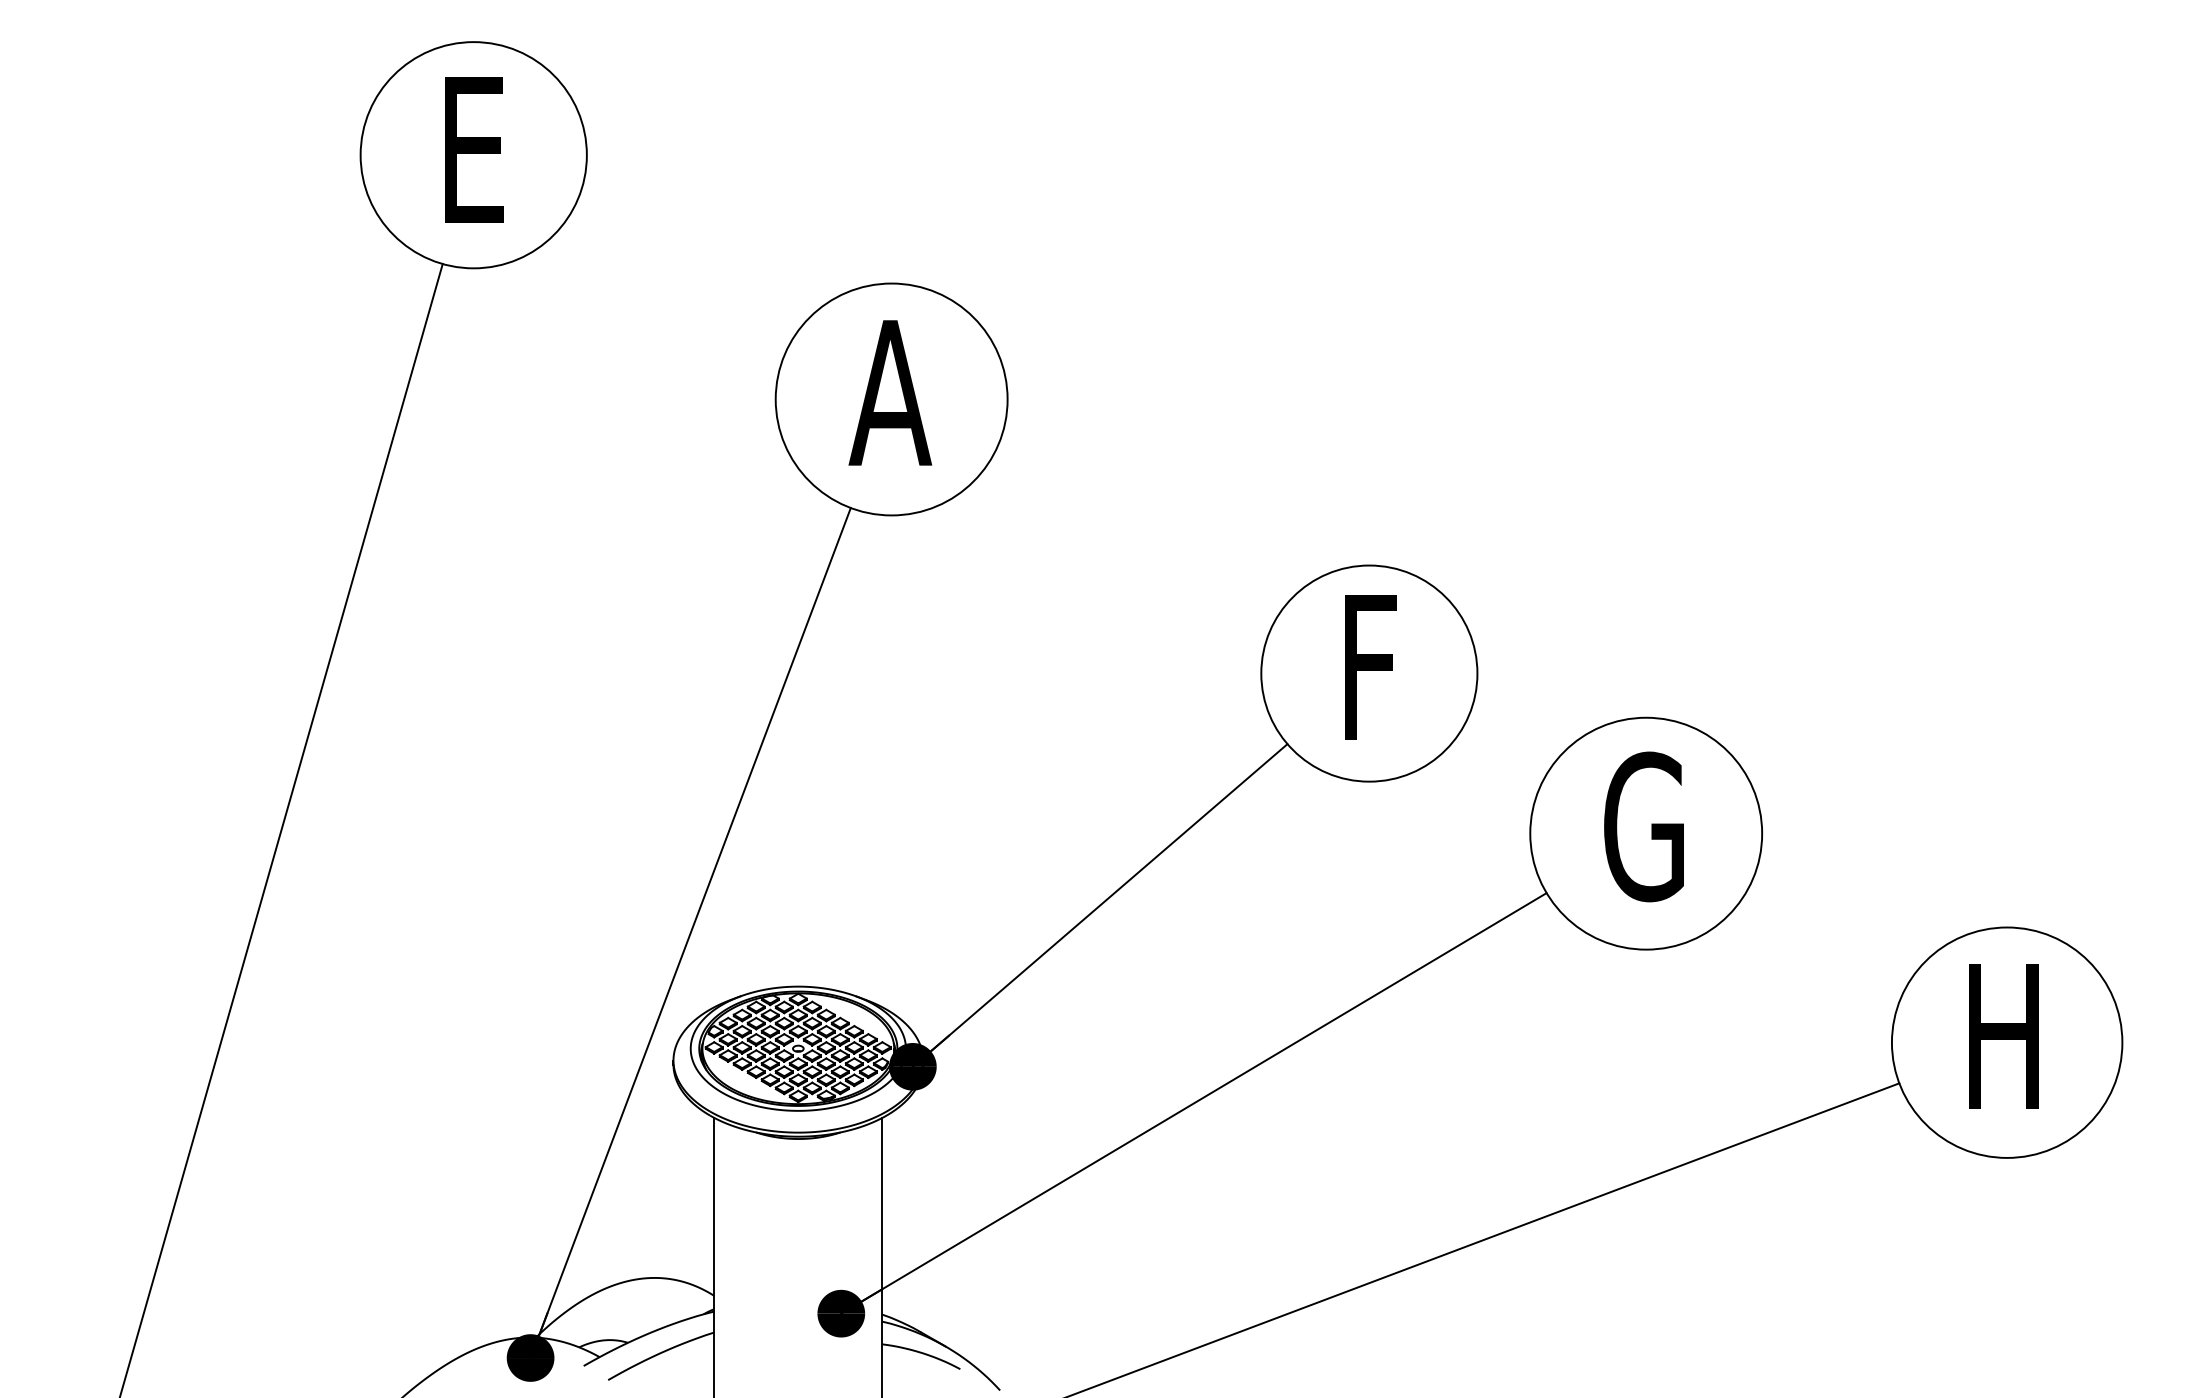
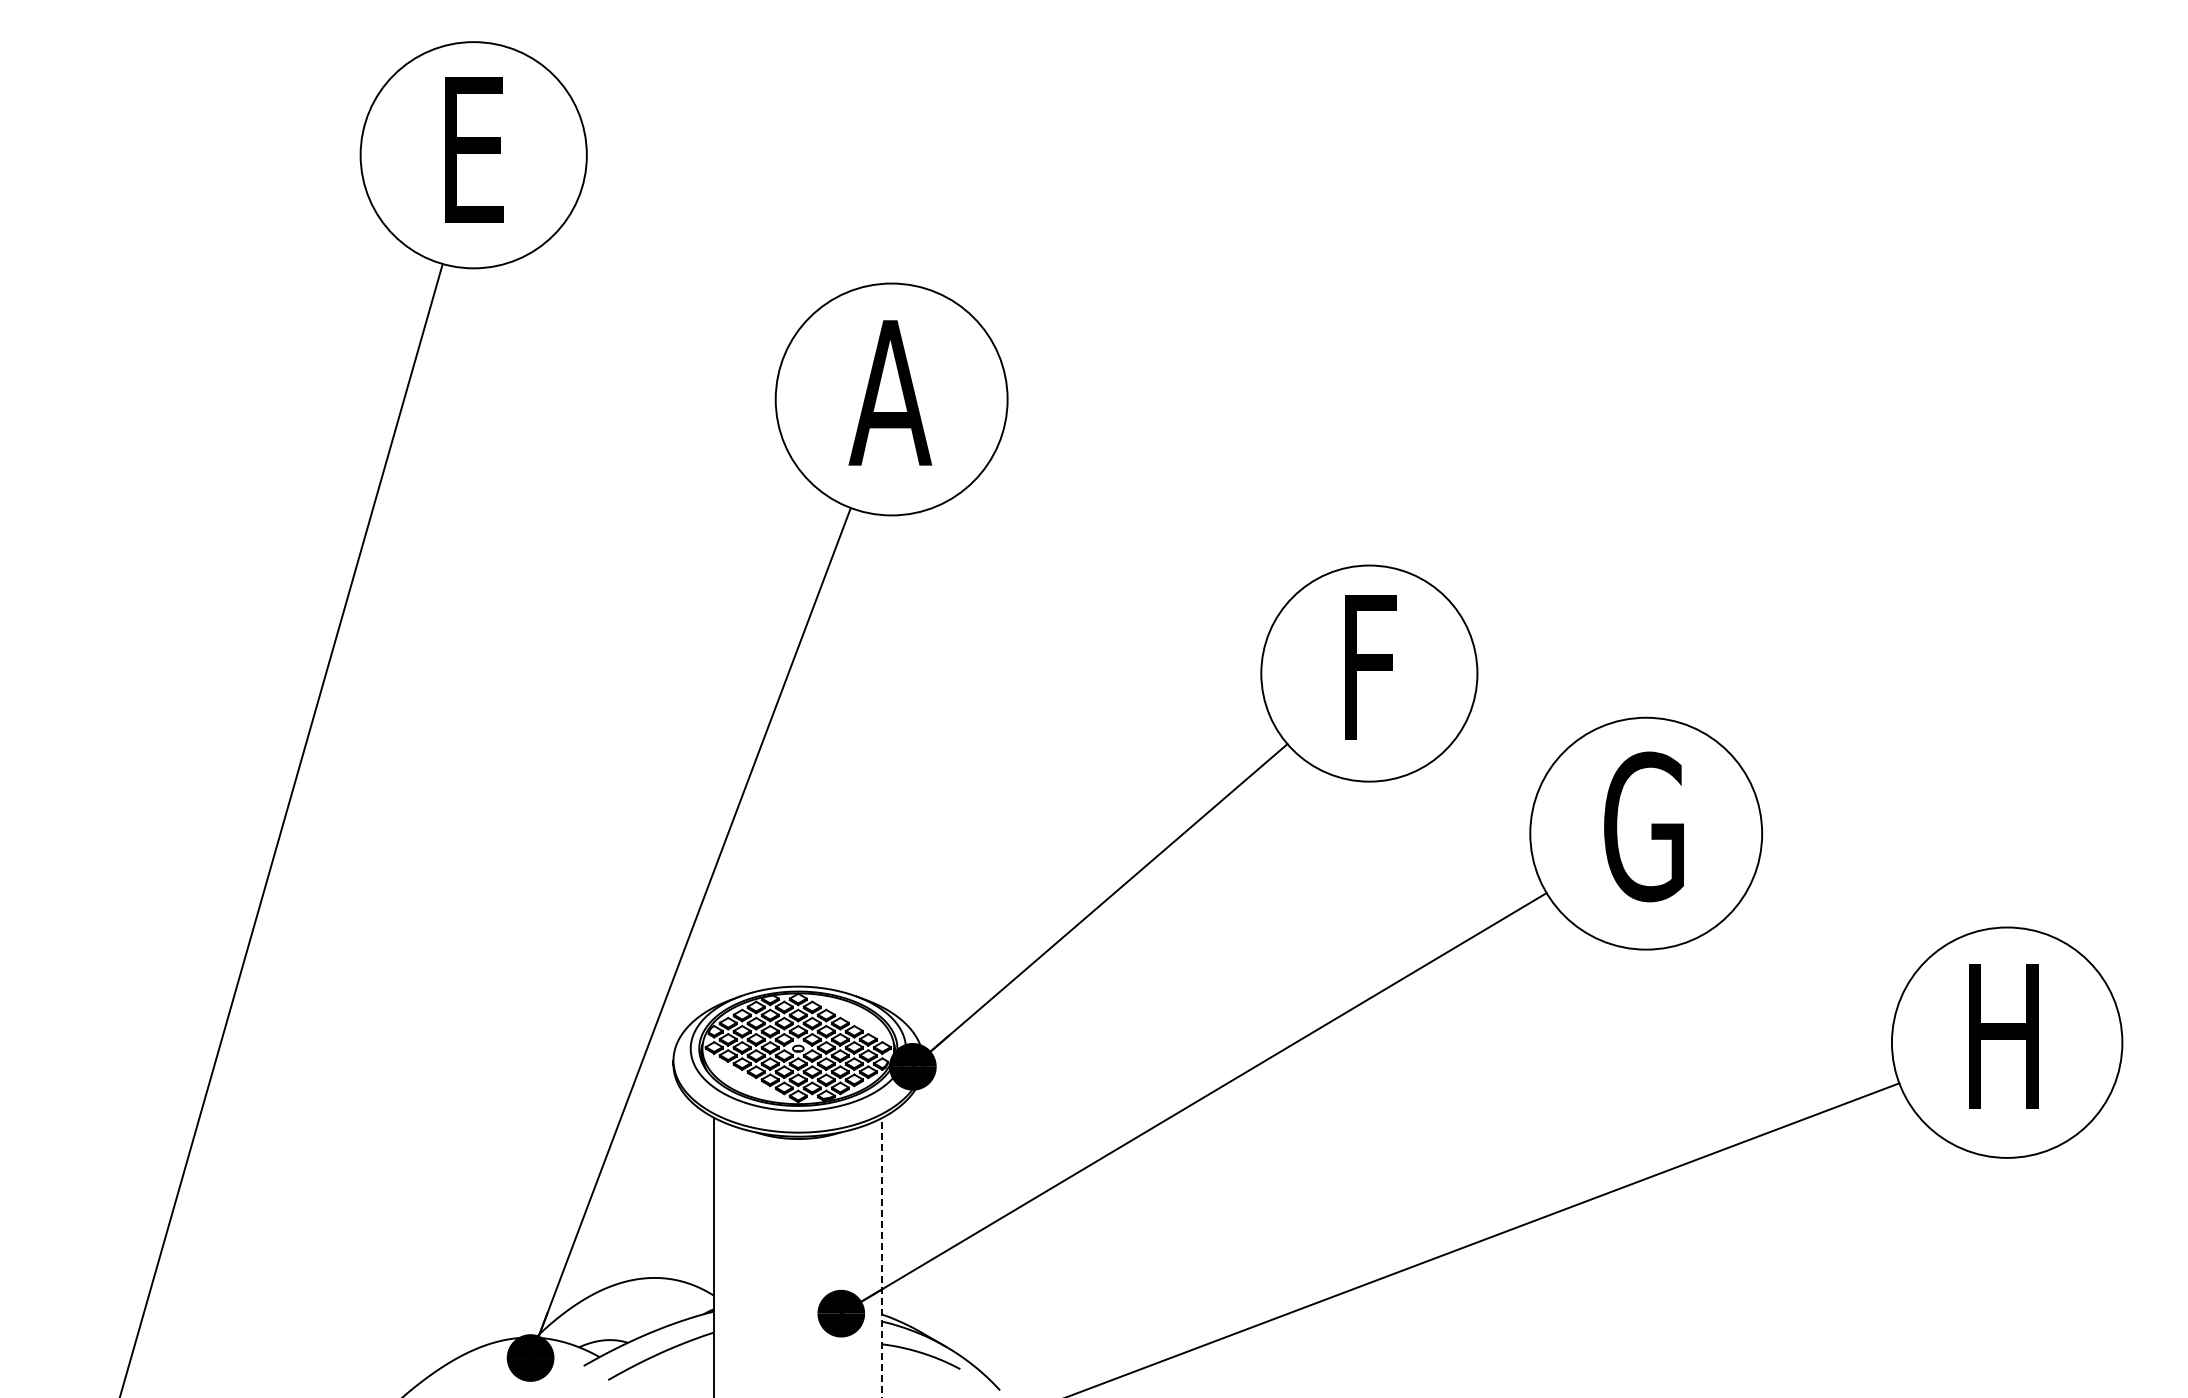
line: solid -> dashed (882, 1257)
